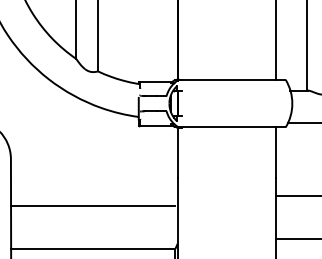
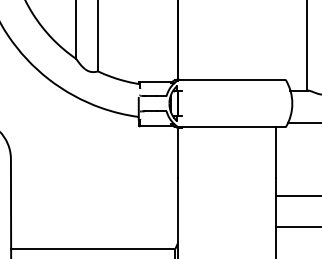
line: present -> none (275, 40)
line: present -> none (92, 206)
line position: (296, 239) -> (296, 227) (296, 227)
